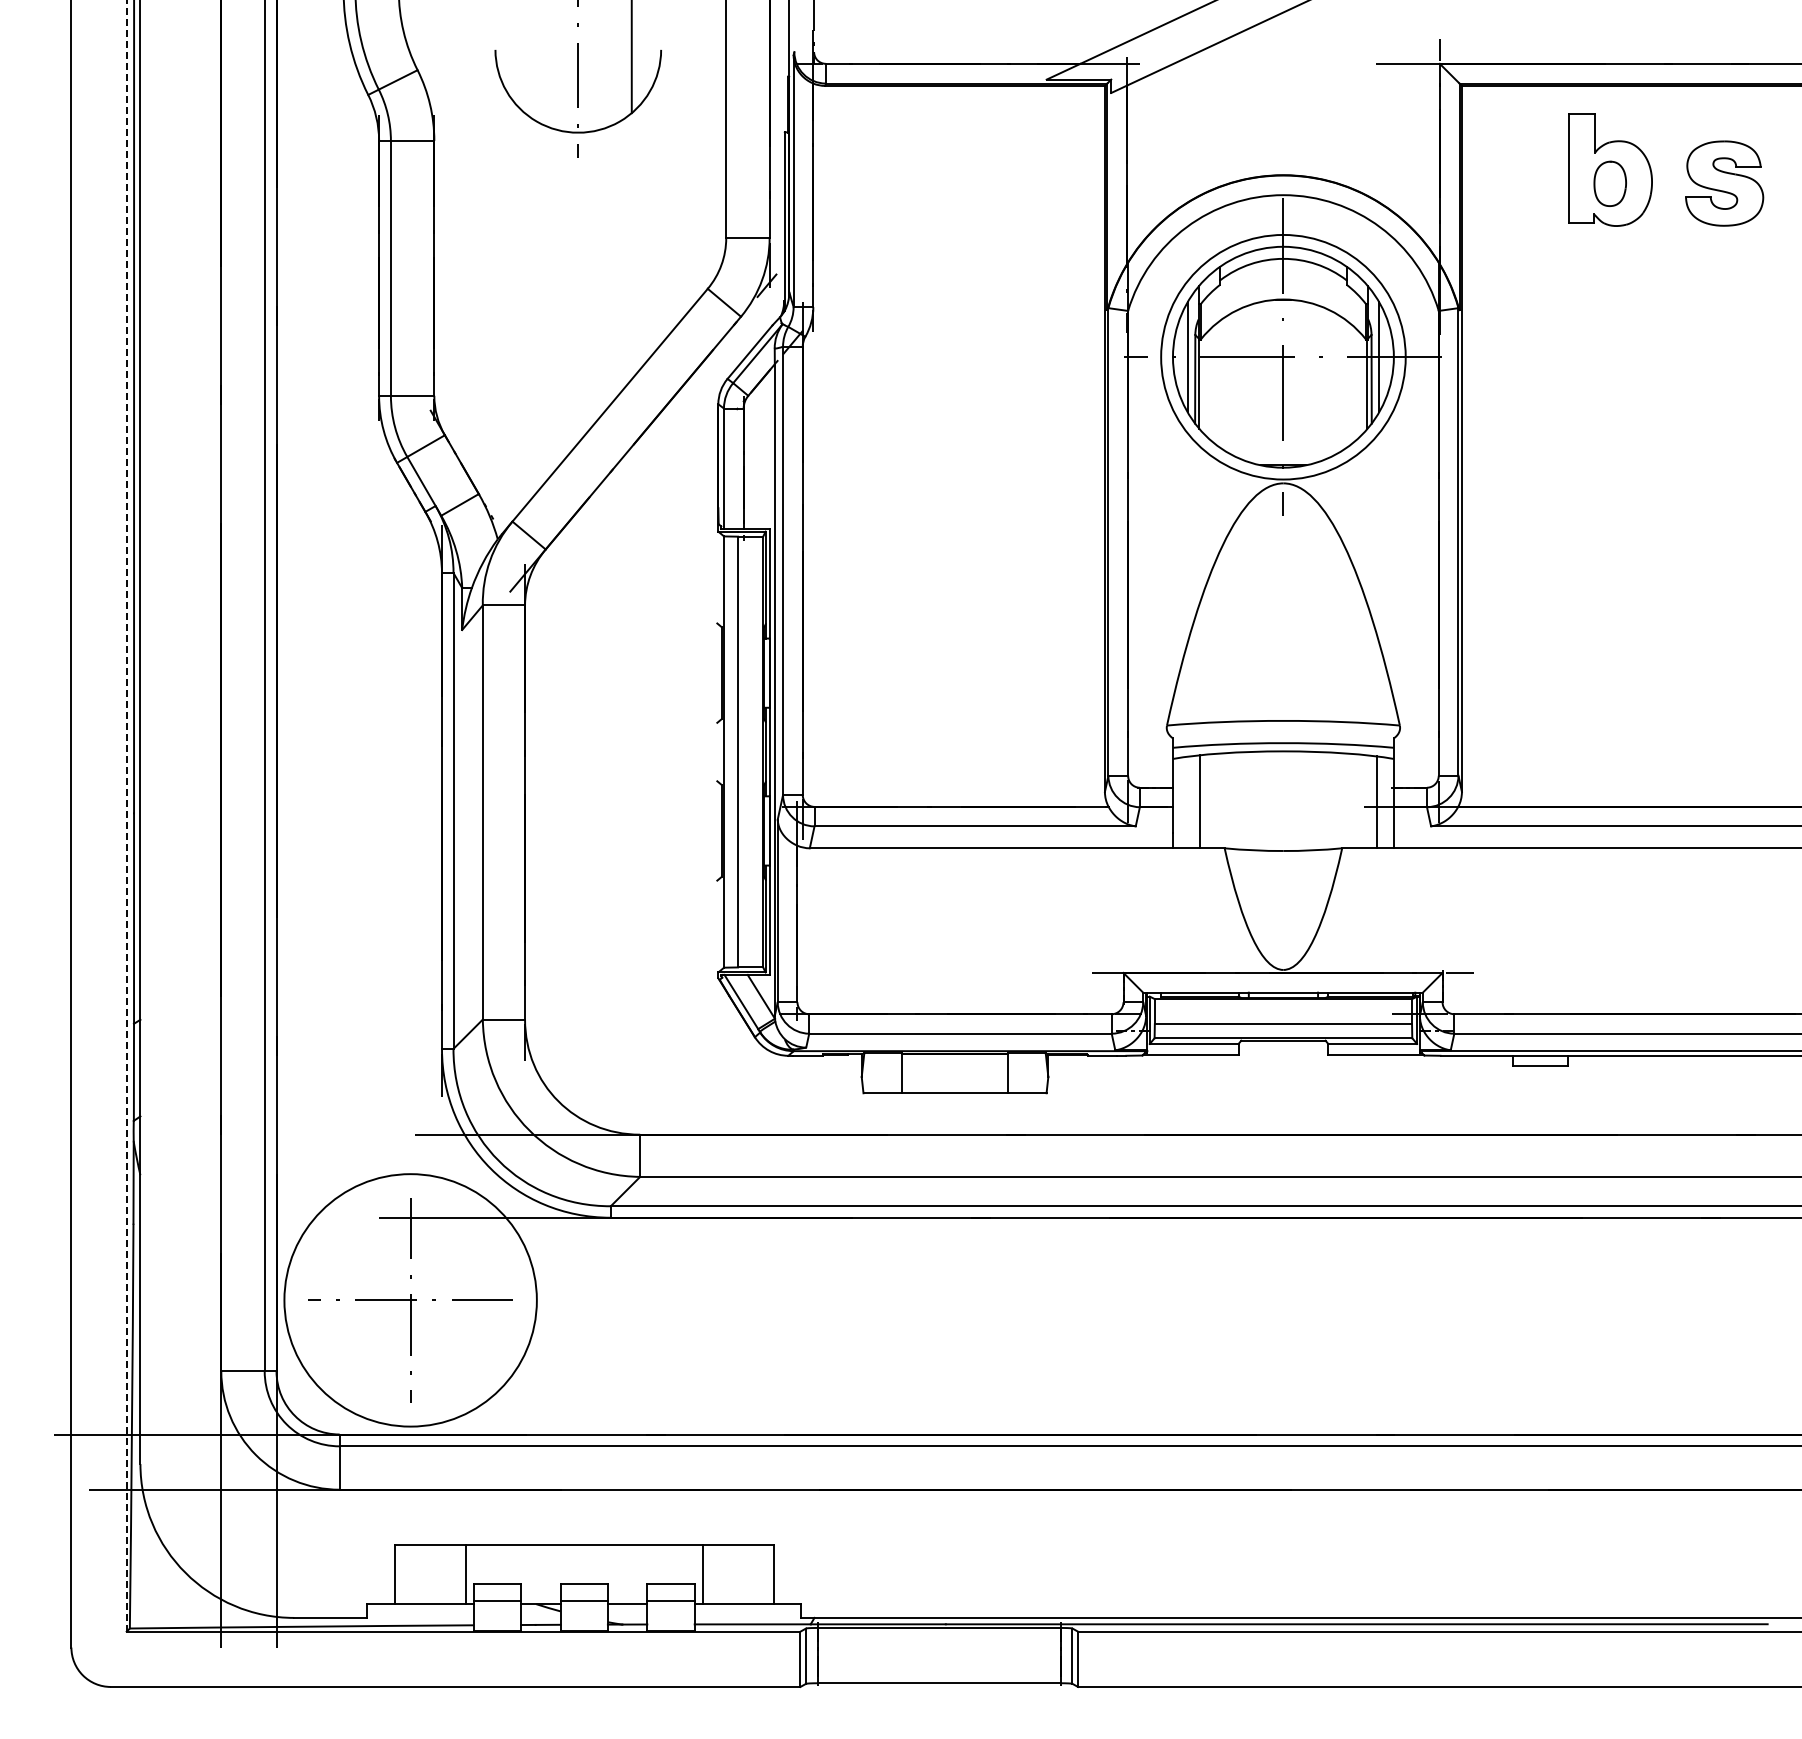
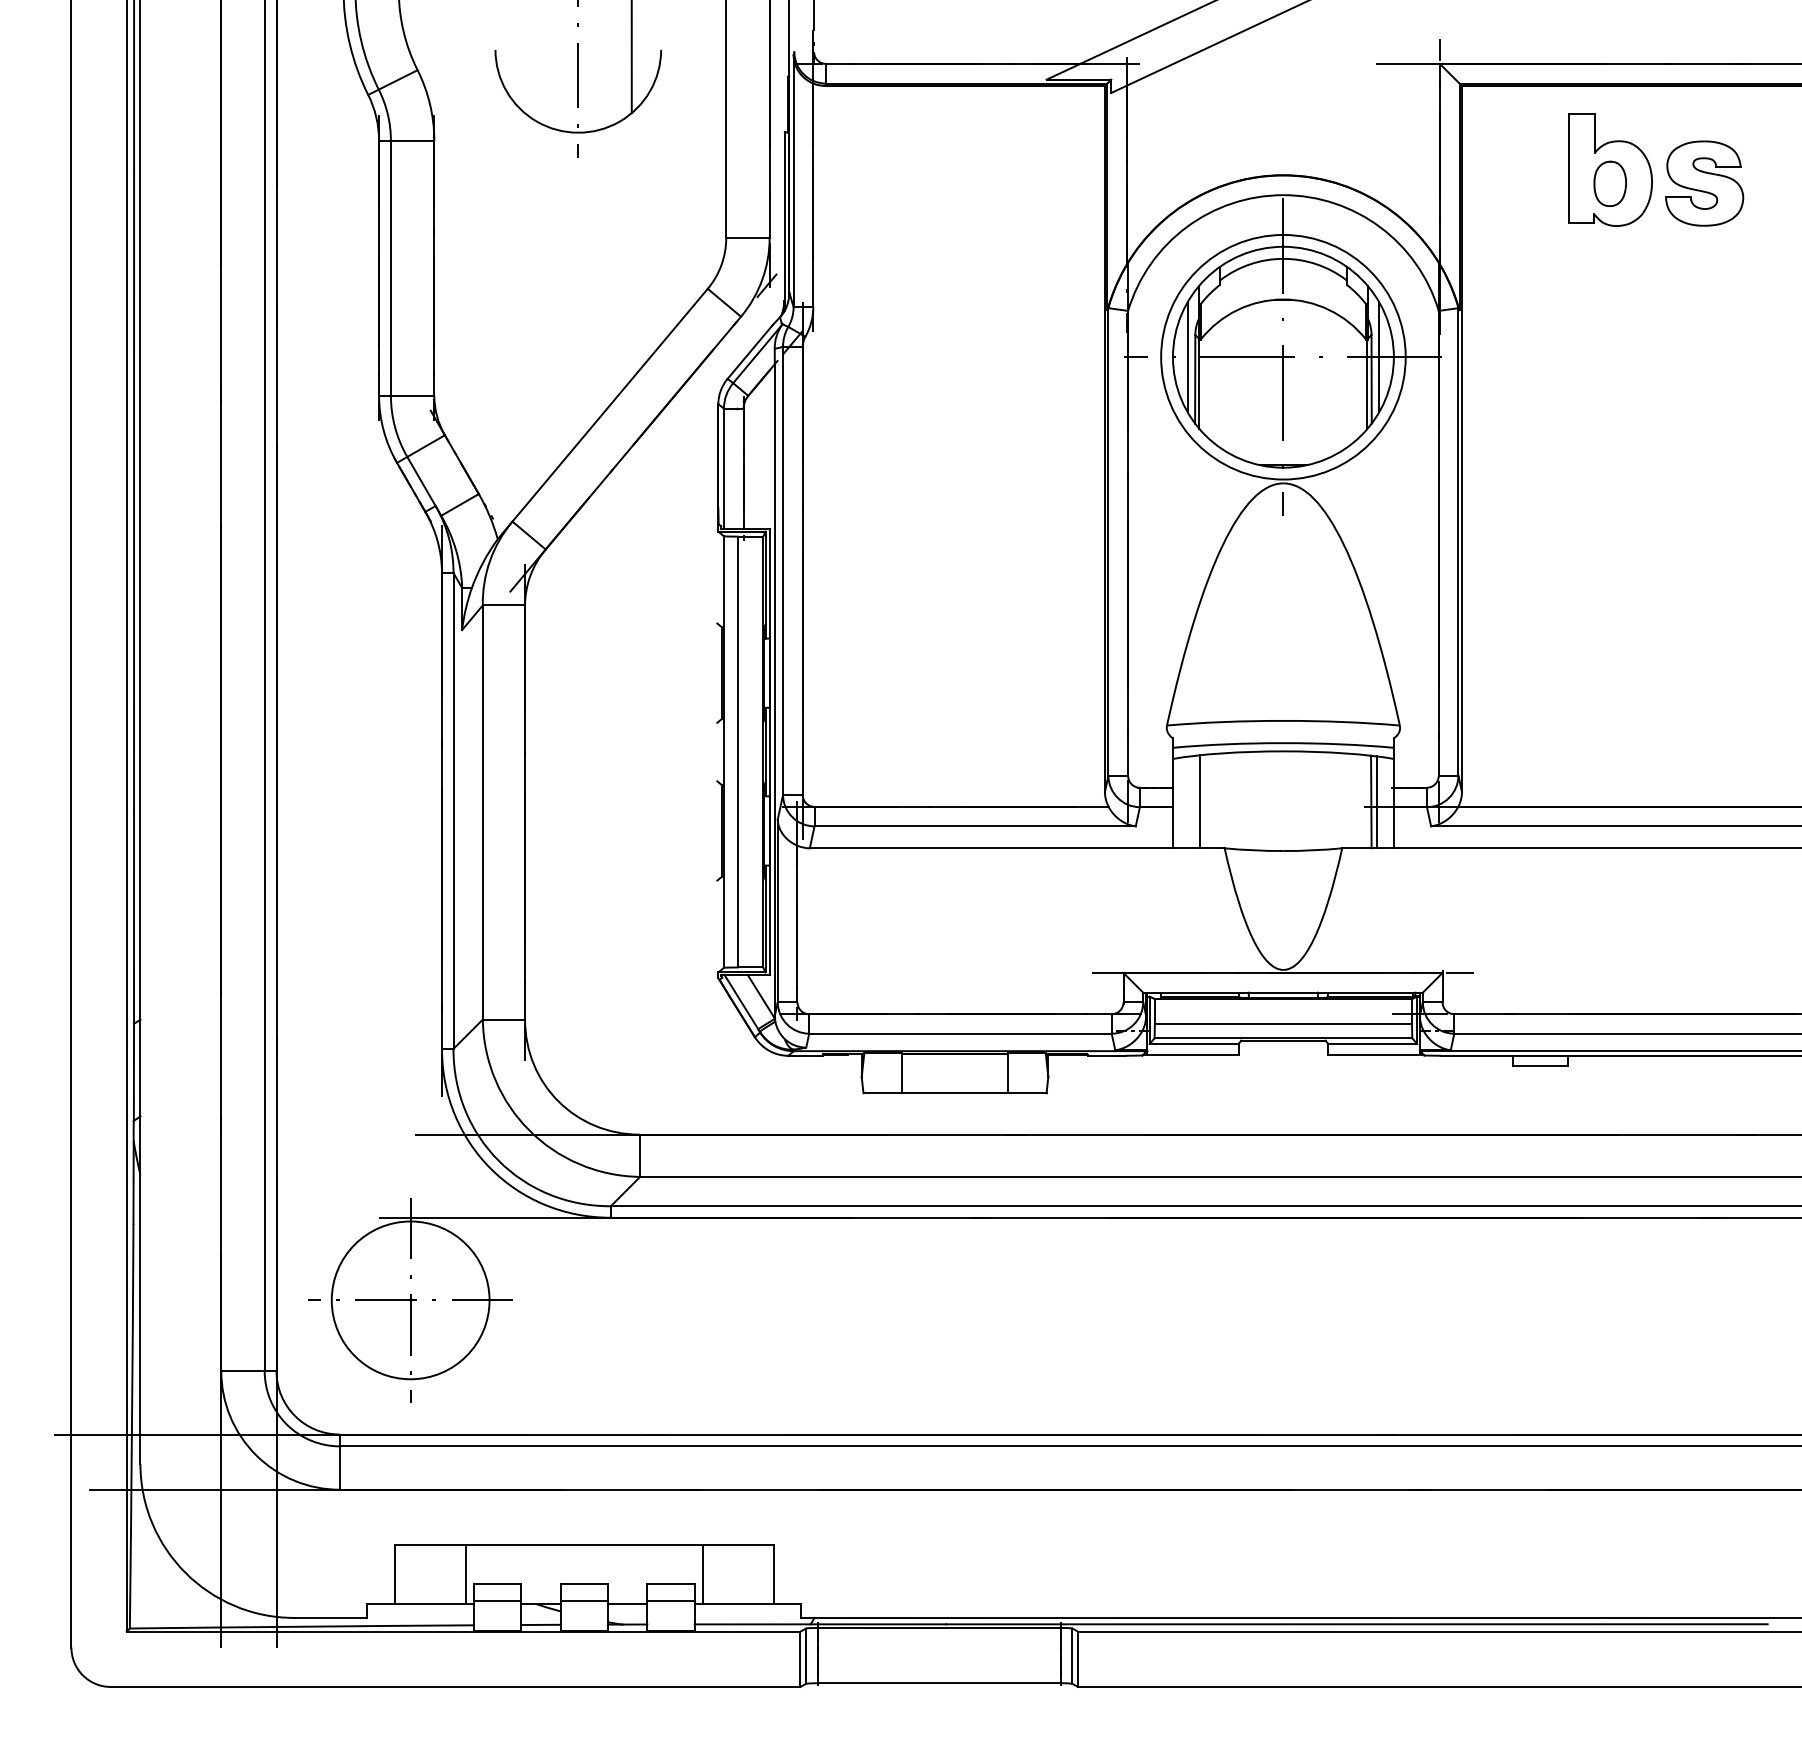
part position: (1724, 183) -> (1704, 183) (1704, 183)
line: none -> present (1371, 801)
line: dashed -> solid (126, 815)
circle diameter: 252 px -> 158 px (410, 1300)
